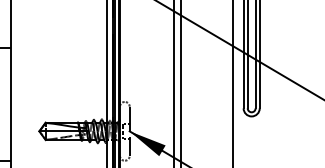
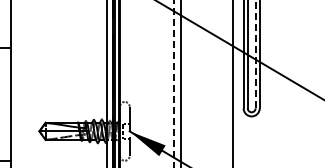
line: solid -> dashed (255, 54)
line: solid -> dashed (173, 83)
